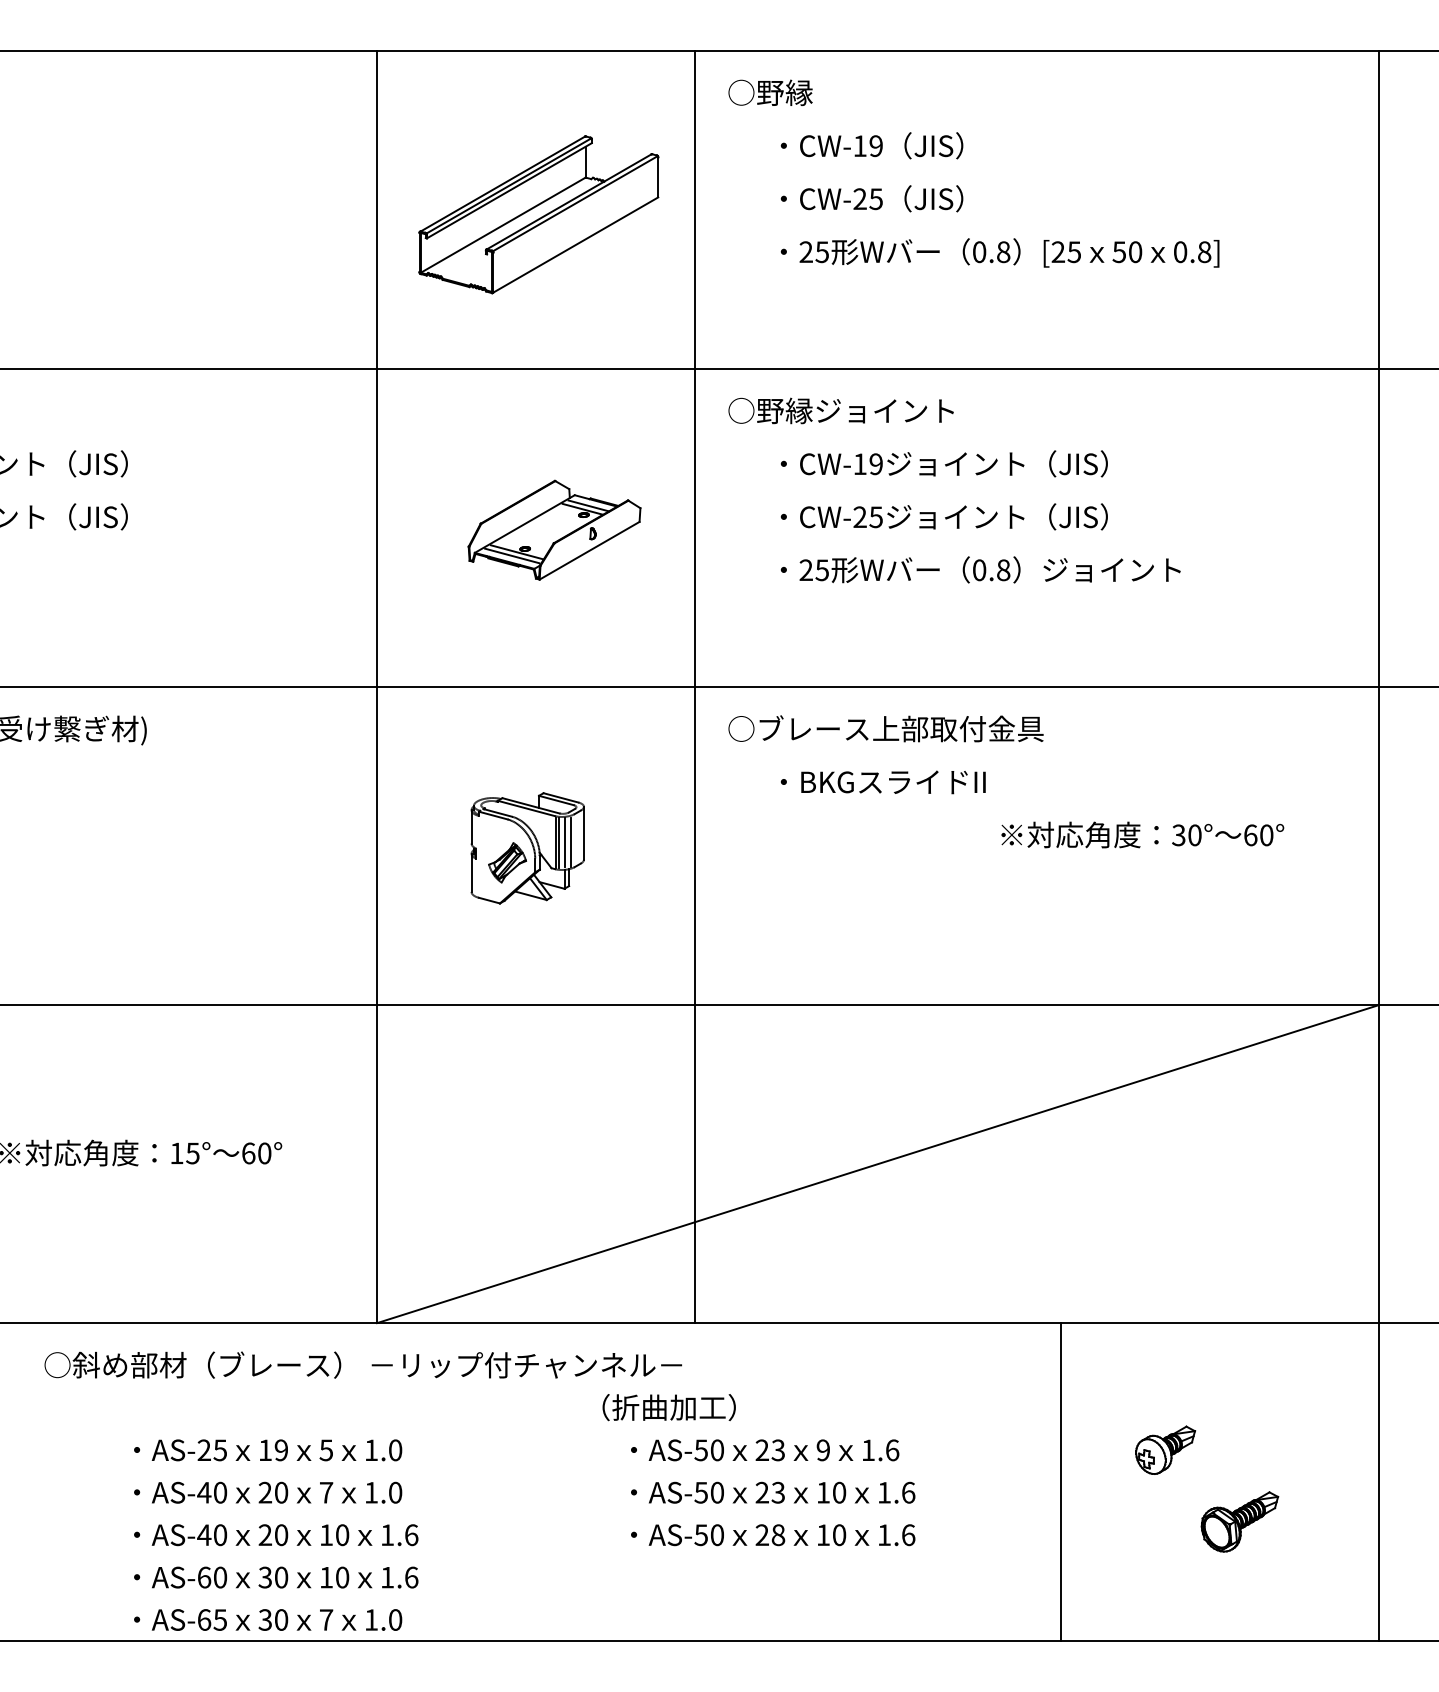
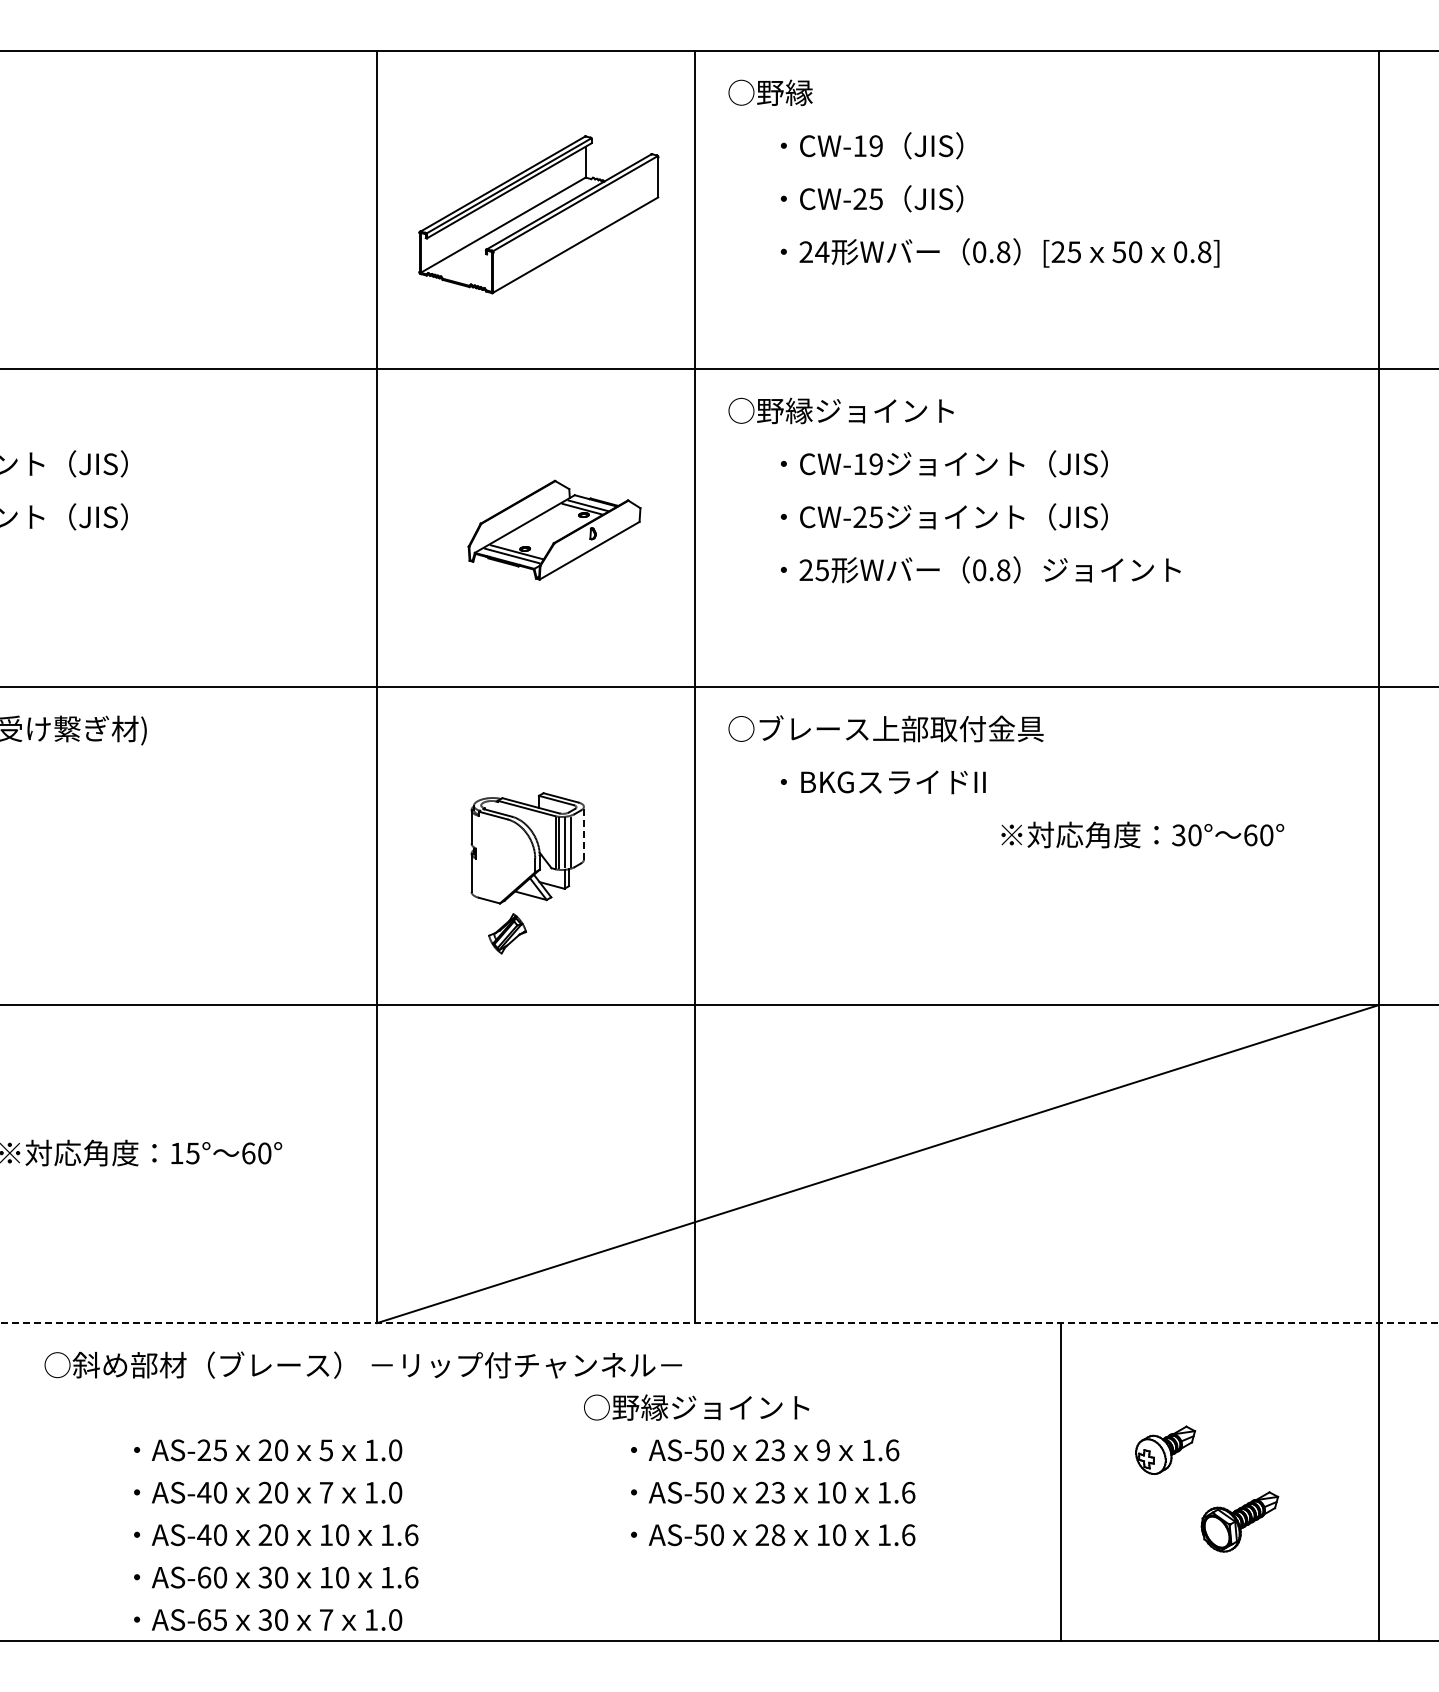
text: 25 -> 24 (822, 252)
line: solid -> dashed (583, 833)
part position: (507, 862) -> (507, 933) (507, 933)
line: solid -> dashed (719, 1323)
text: （折曲加工） -> ○野縁ジョイント (696, 1407)
text: 19 -> 20 (273, 1450)
